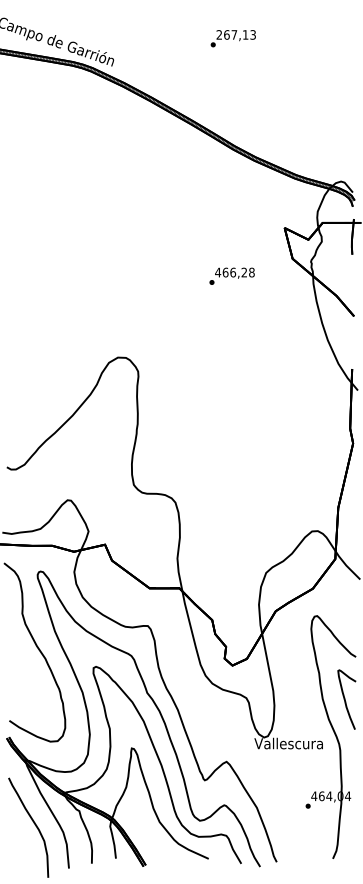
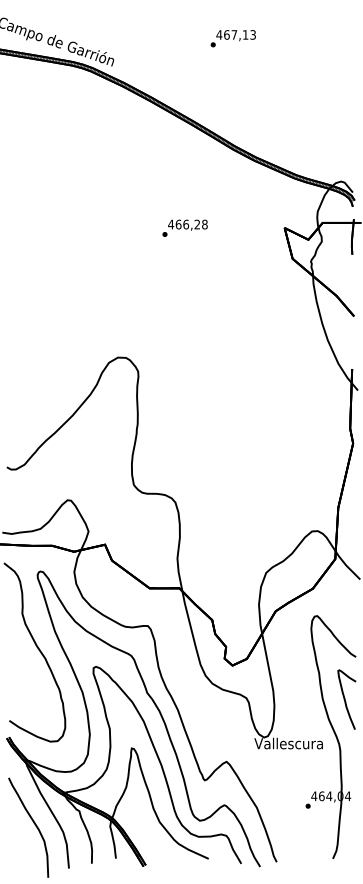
text: 267,13 -> 467,13 (219, 34)
text position: (231, 275) -> (184, 227) (184, 227)
